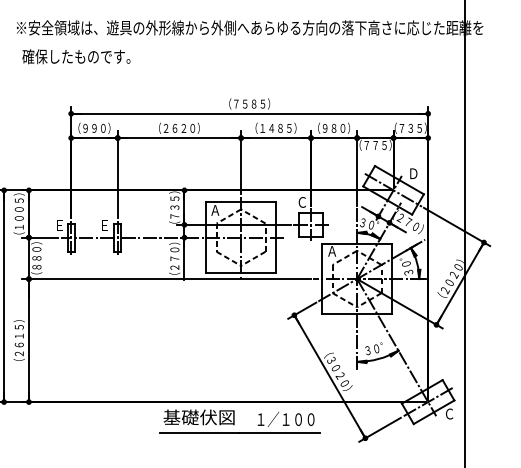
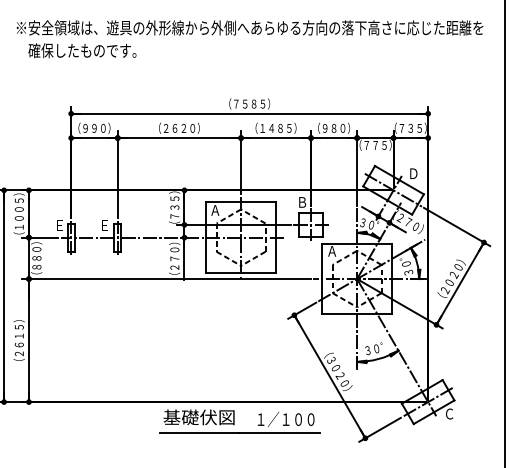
text position: (76, 56) -> (82, 50) (82, 50)
text: Ｃ -> Ｂ (302, 202)
line position: (465, 233) -> (505, 233) (505, 233)
